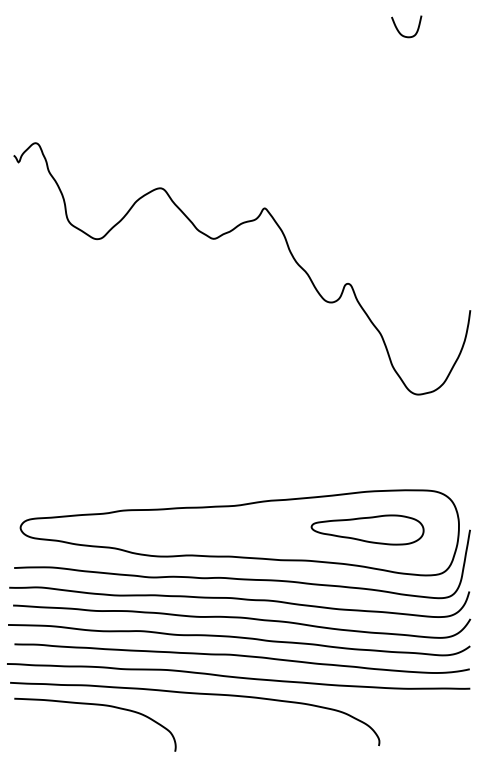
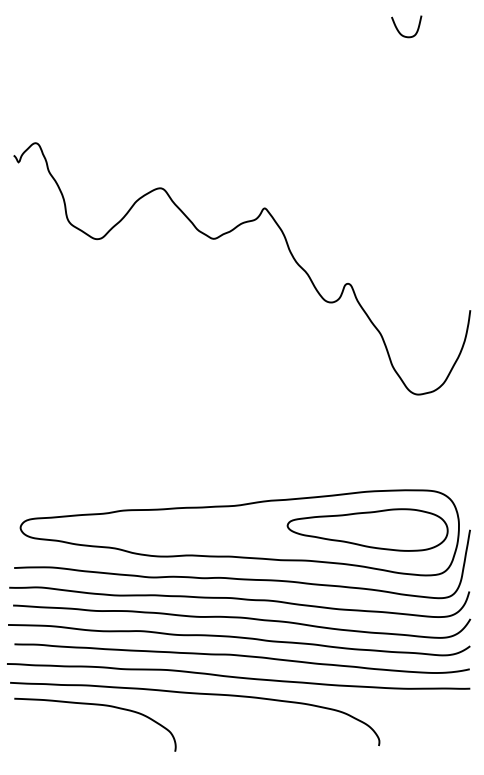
part size: 115x32 px -> 163x44 px (367, 529)
